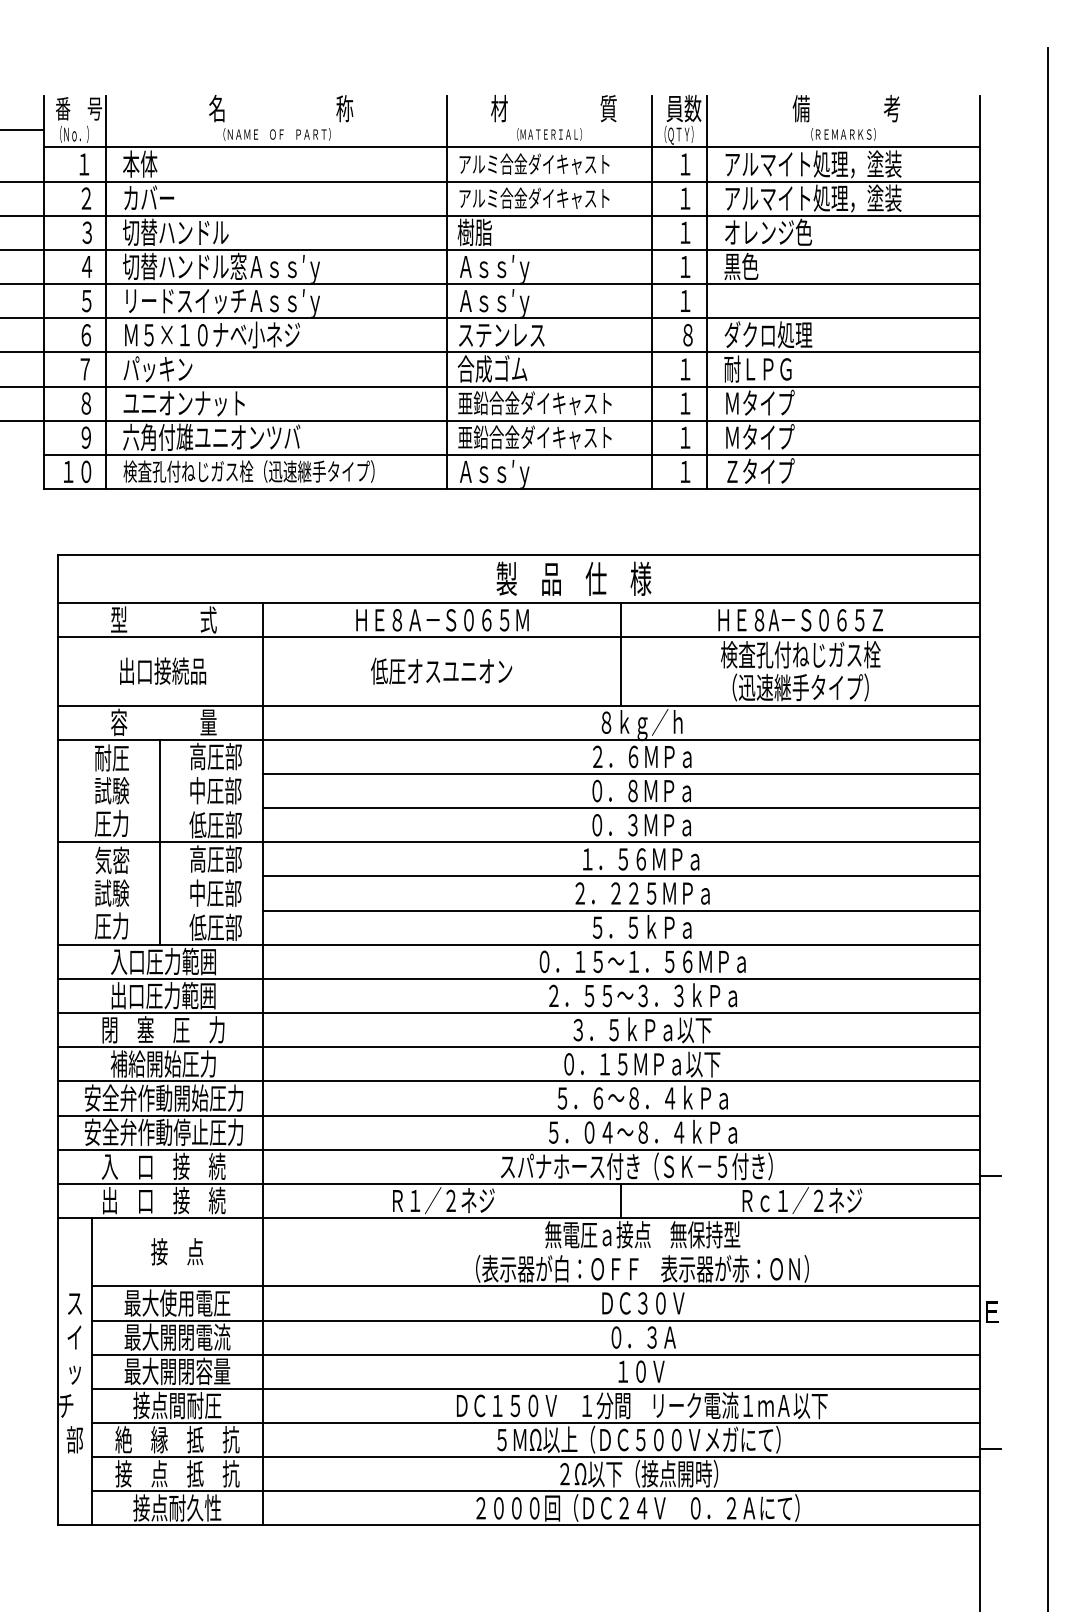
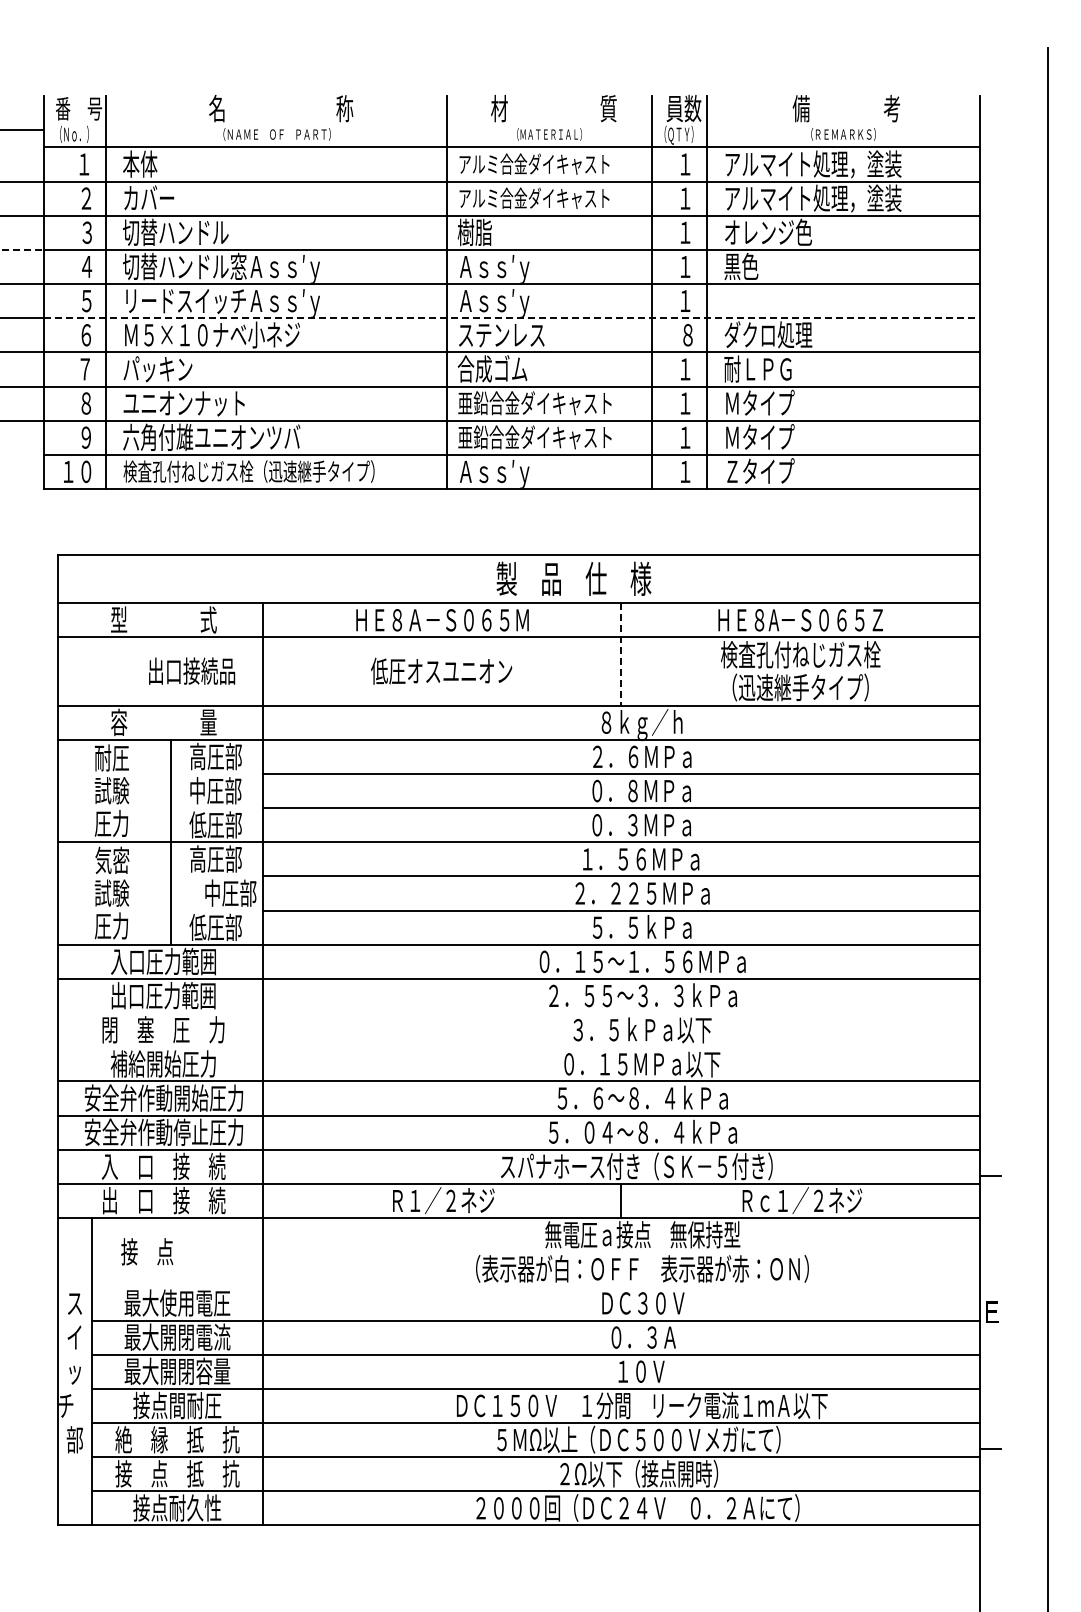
line: solid -> dashed (22, 249)
line: solid -> dashed (512, 318)
line: solid -> dashed (621, 654)
text position: (163, 670) -> (192, 670) (192, 670)
line position: (160, 841) -> (171, 841) (171, 841)
text position: (215, 892) -> (230, 892) (230, 892)
line: present -> none (518, 1013)
line: present -> none (518, 1047)
text position: (177, 1251) -> (147, 1251) (147, 1251)
line: present -> none (536, 1286)
